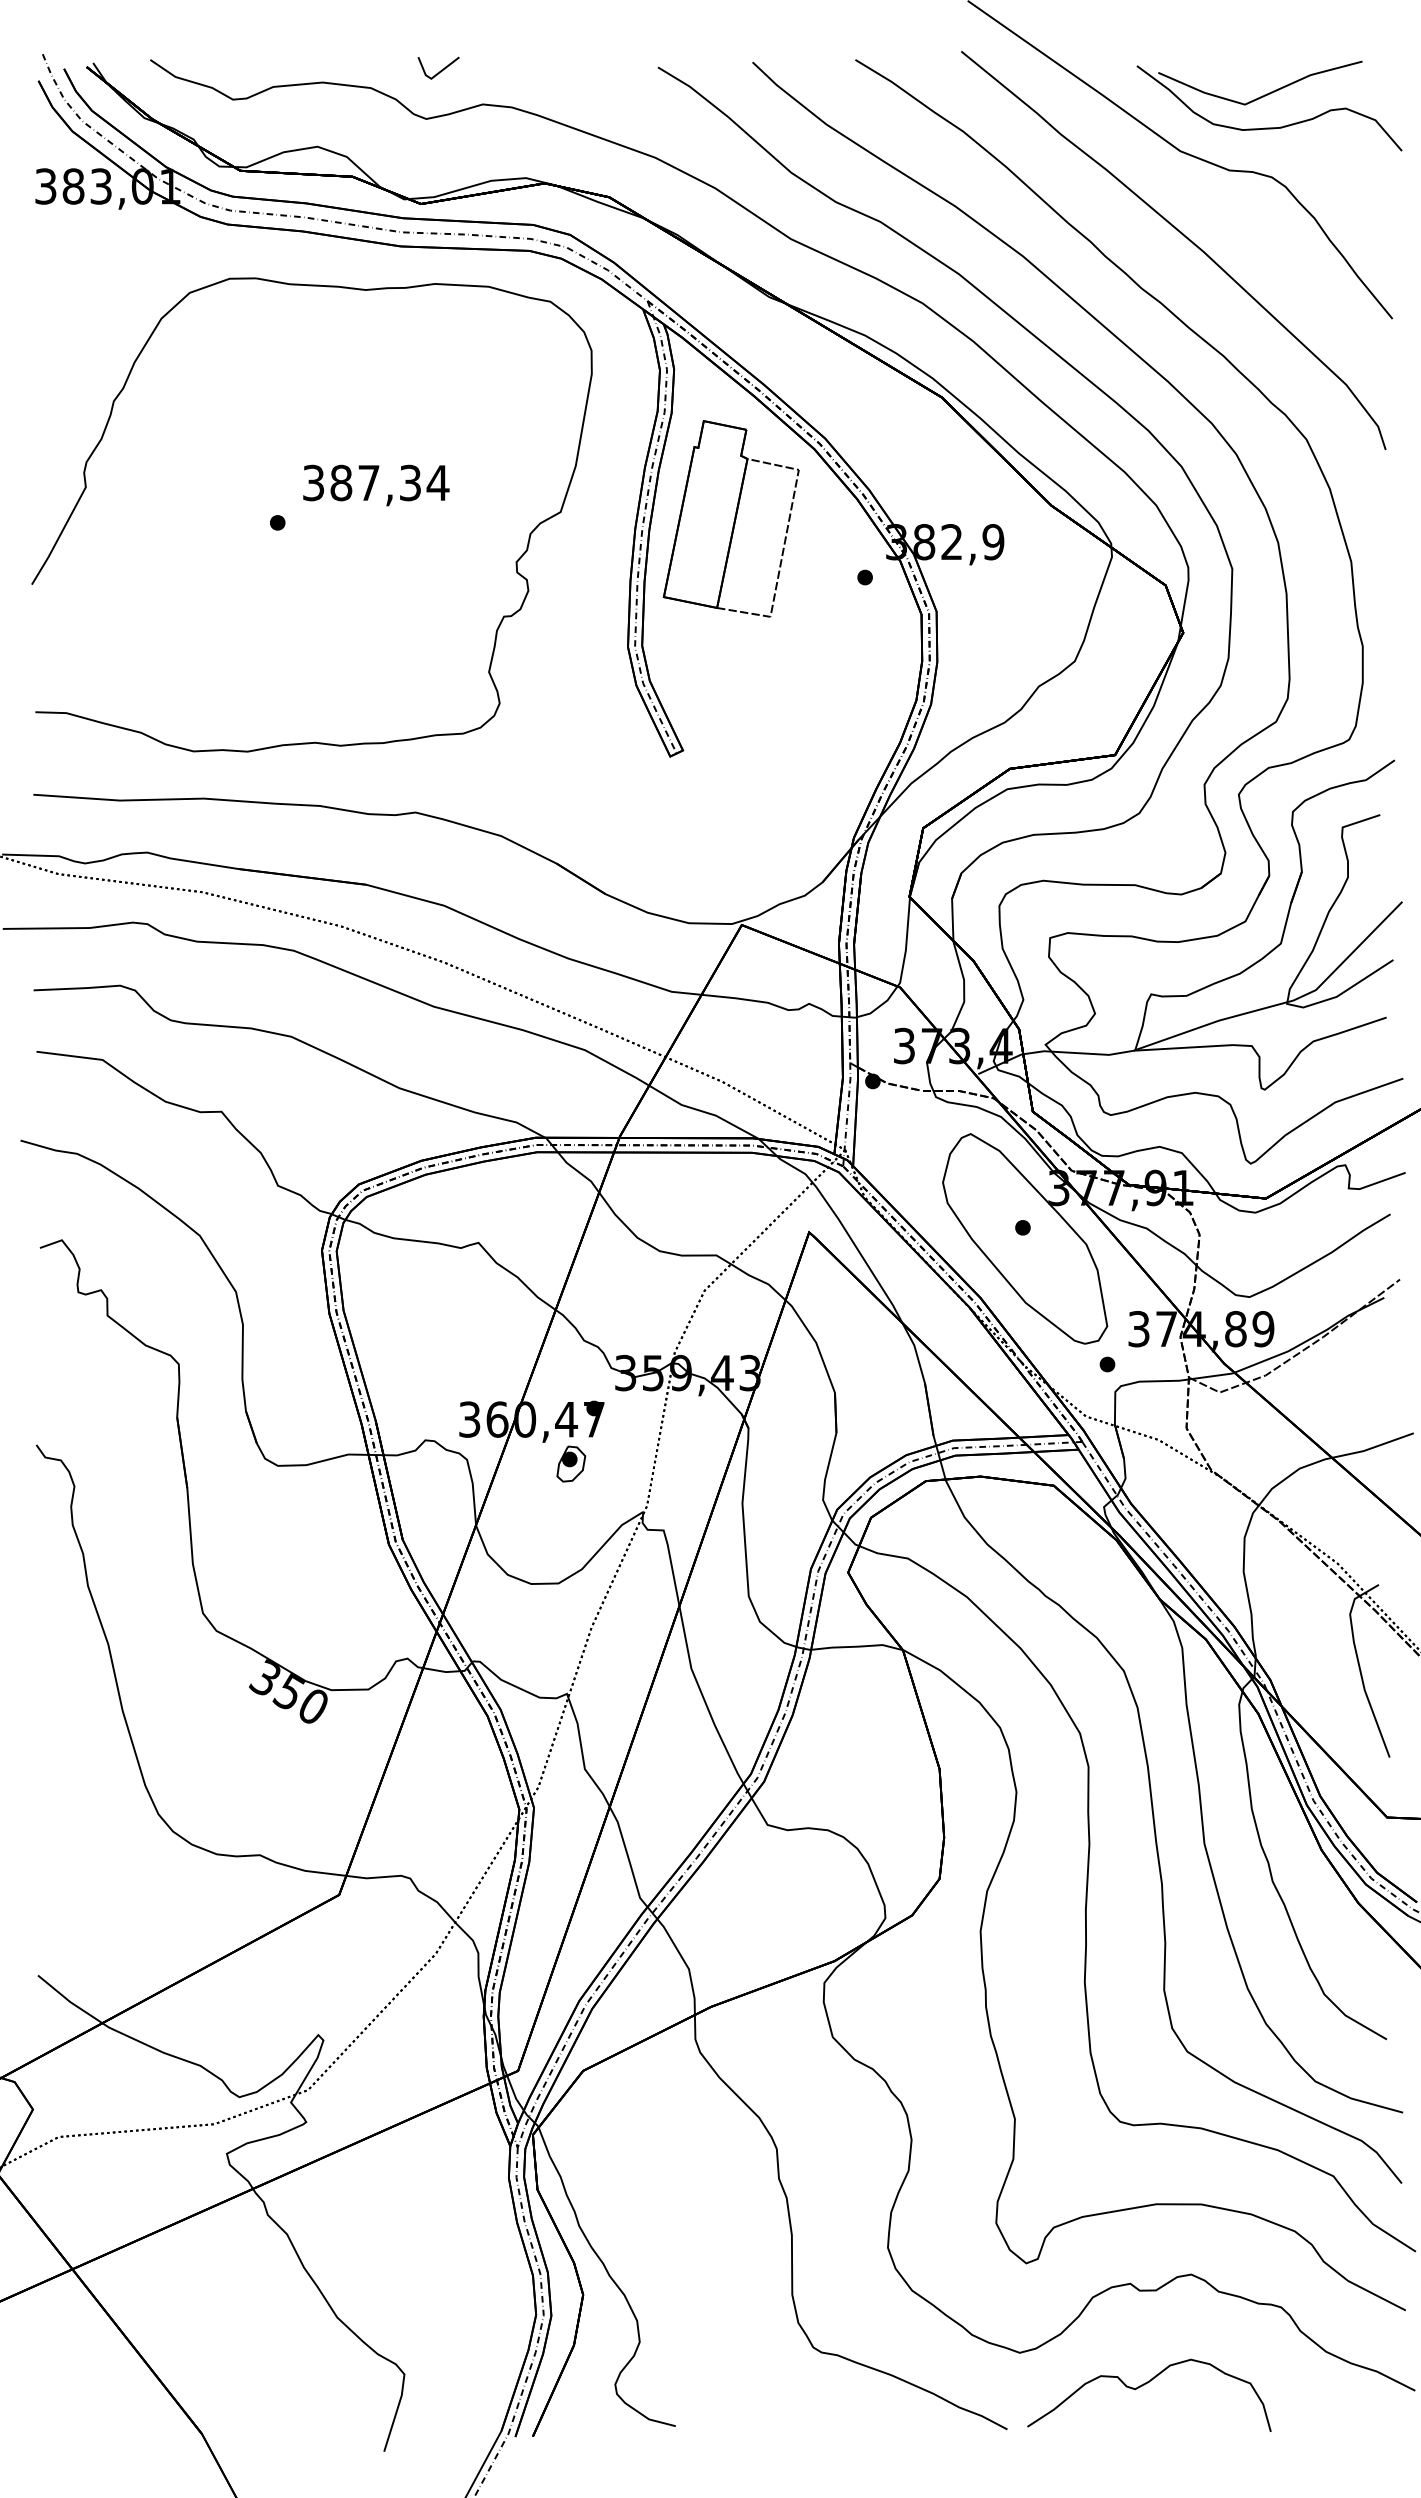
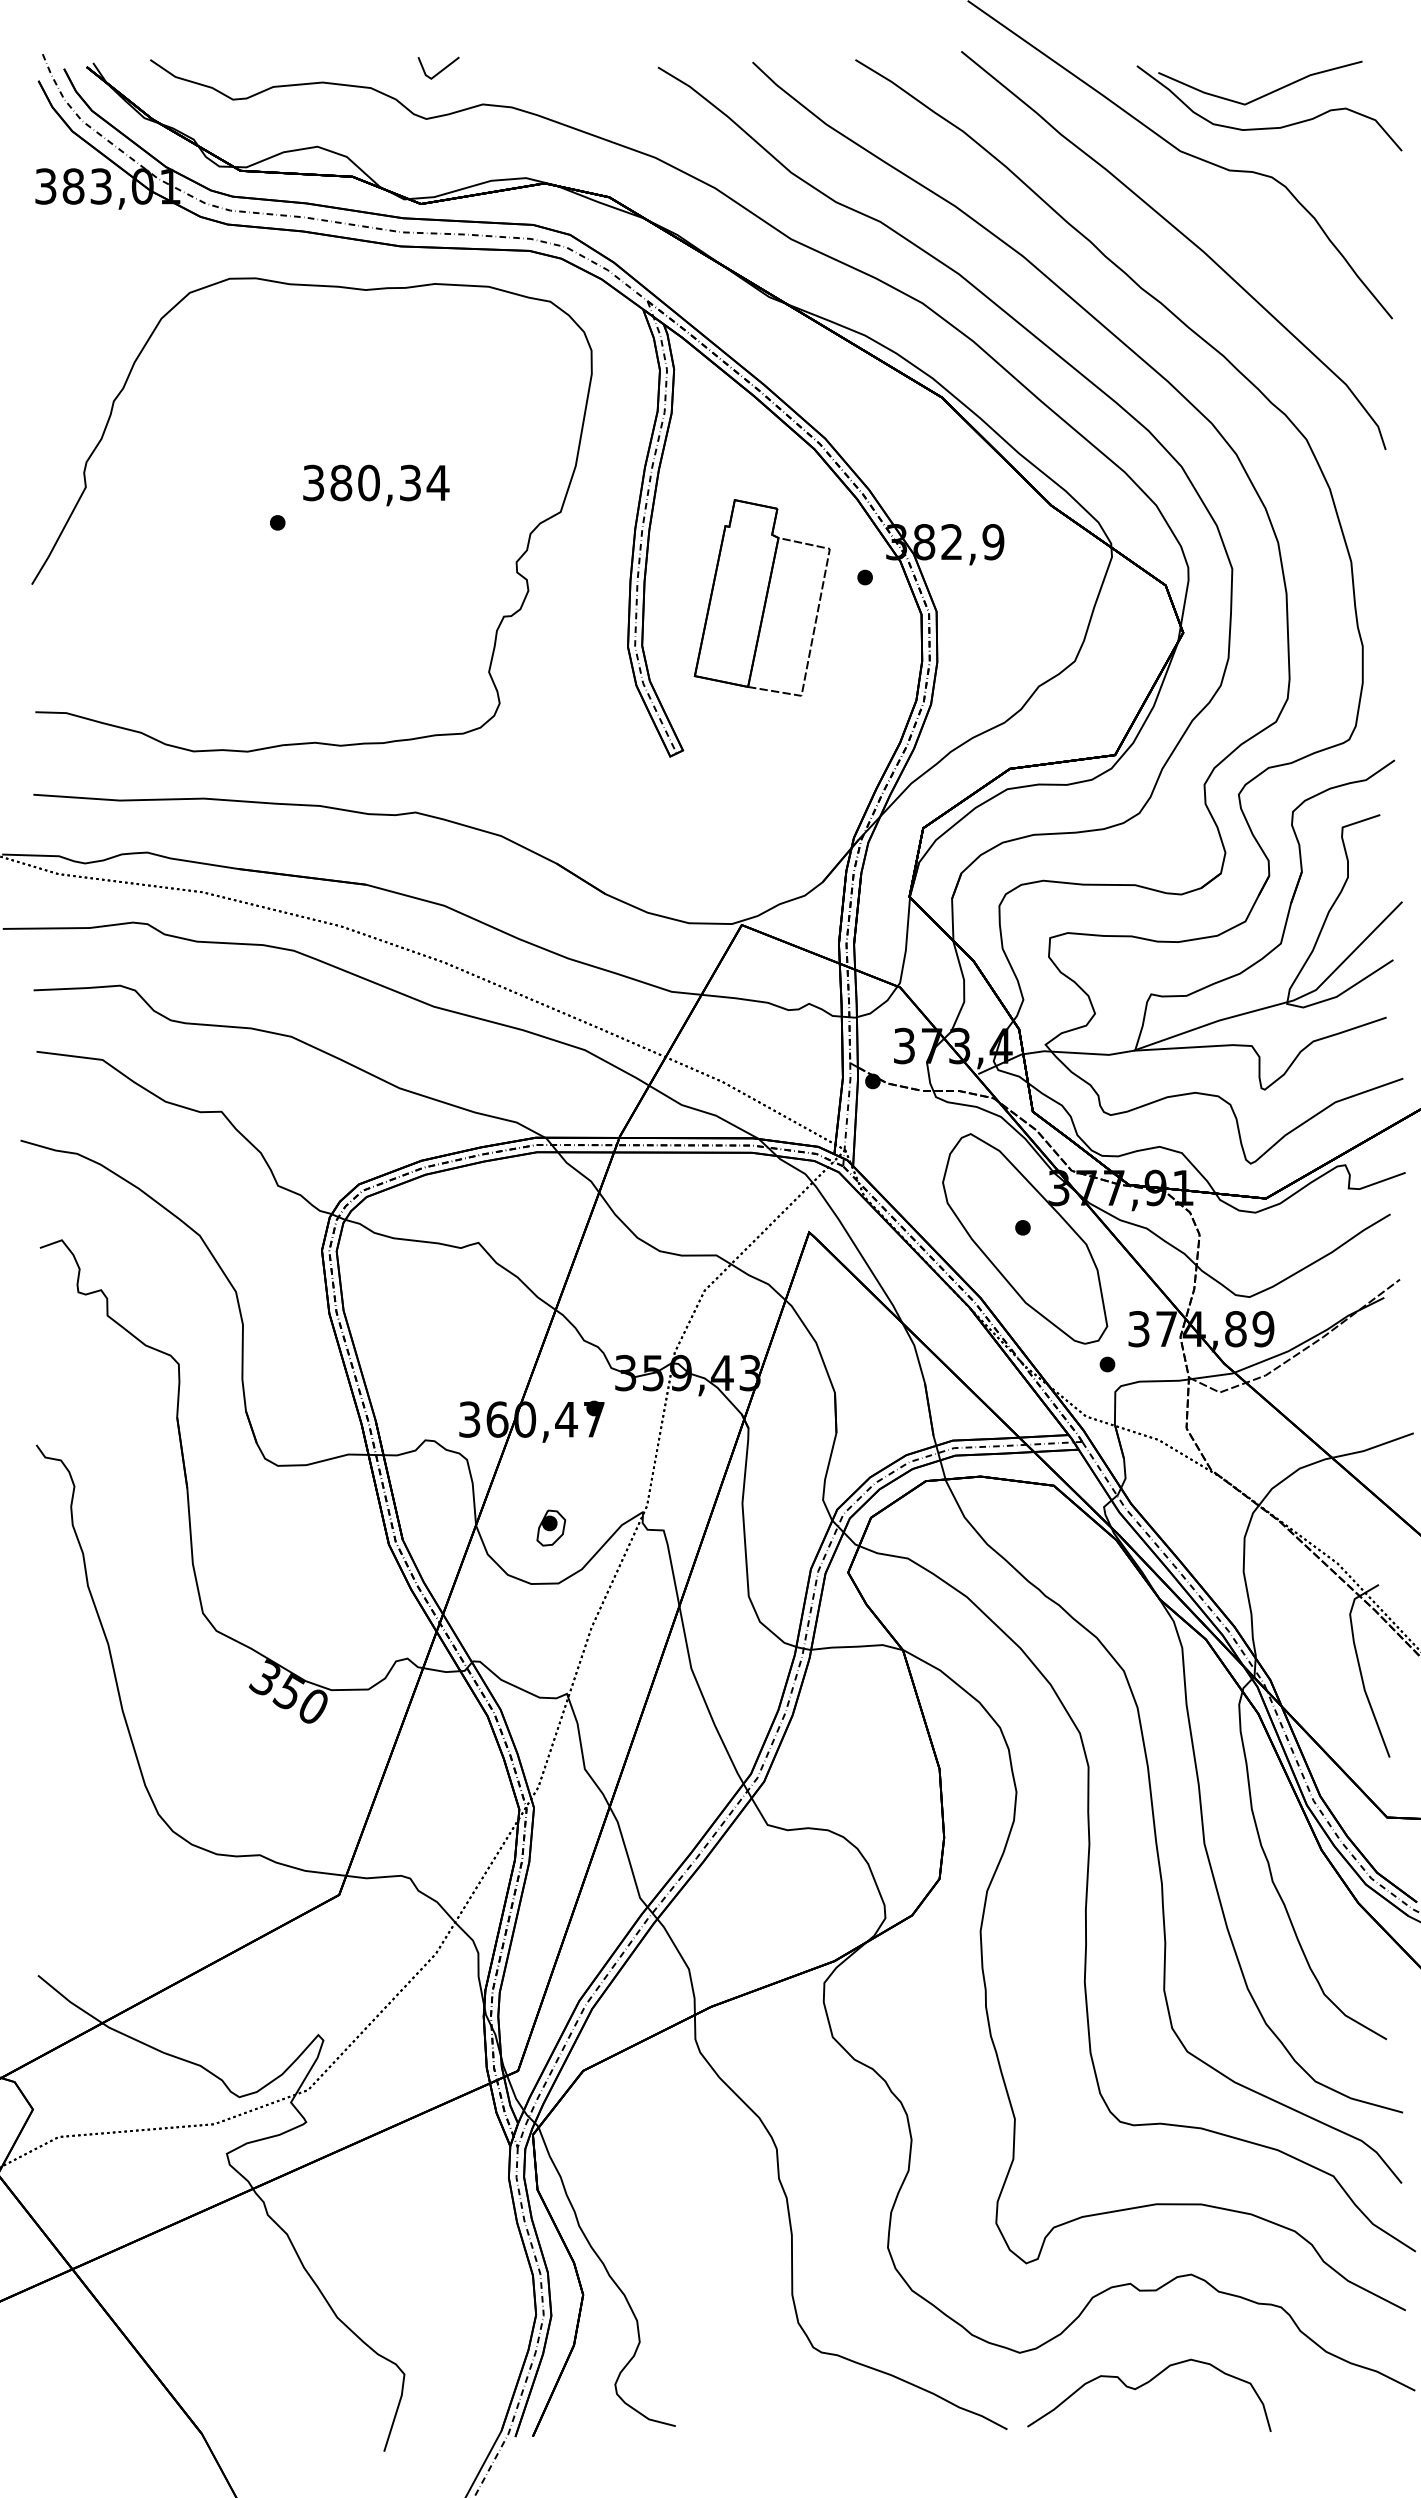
text: 387,34 -> 380,34 (368, 482)
part position: (730, 518) -> (761, 597) (761, 597)
part position: (571, 1463) -> (551, 1527) (551, 1527)
